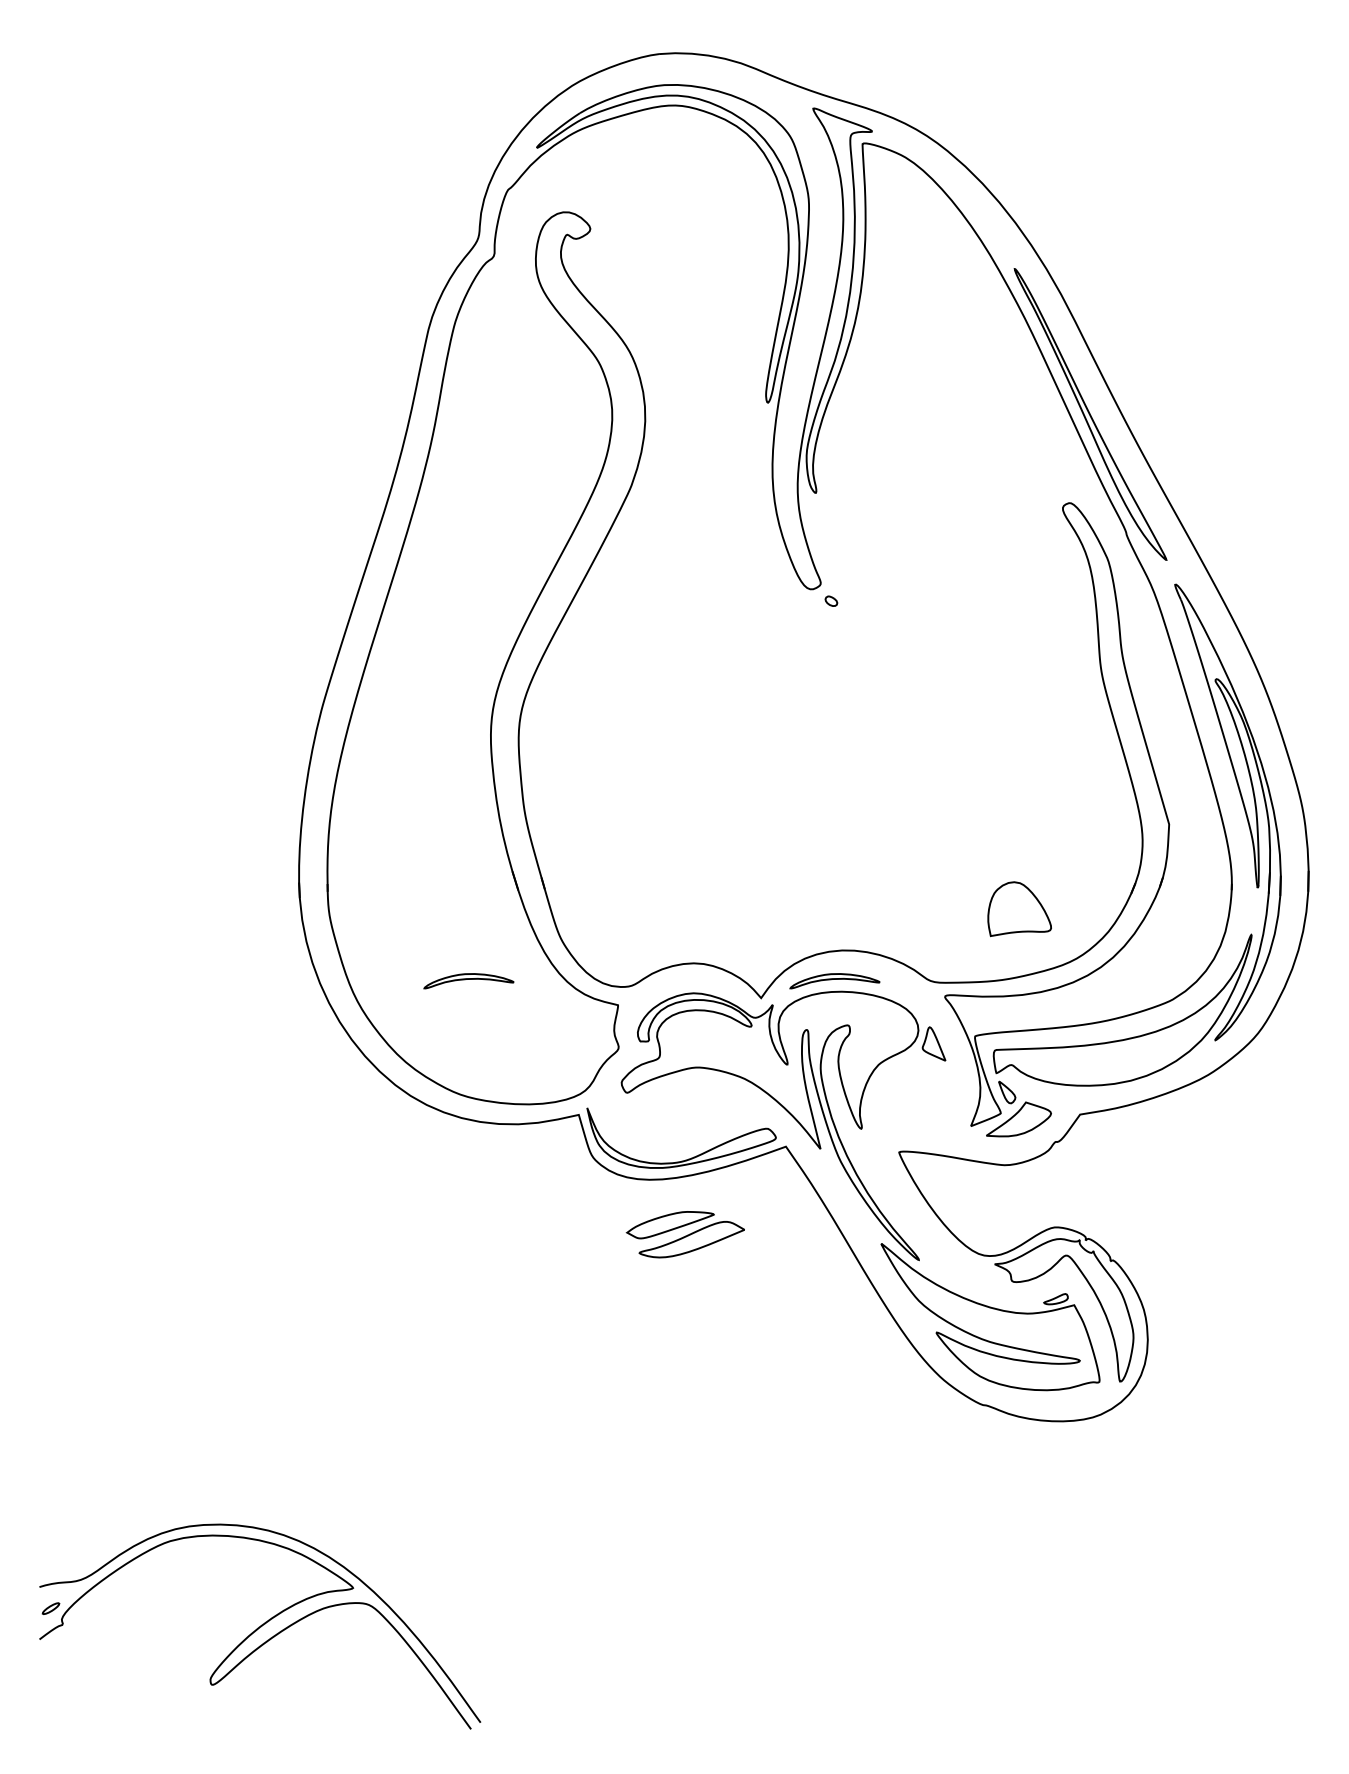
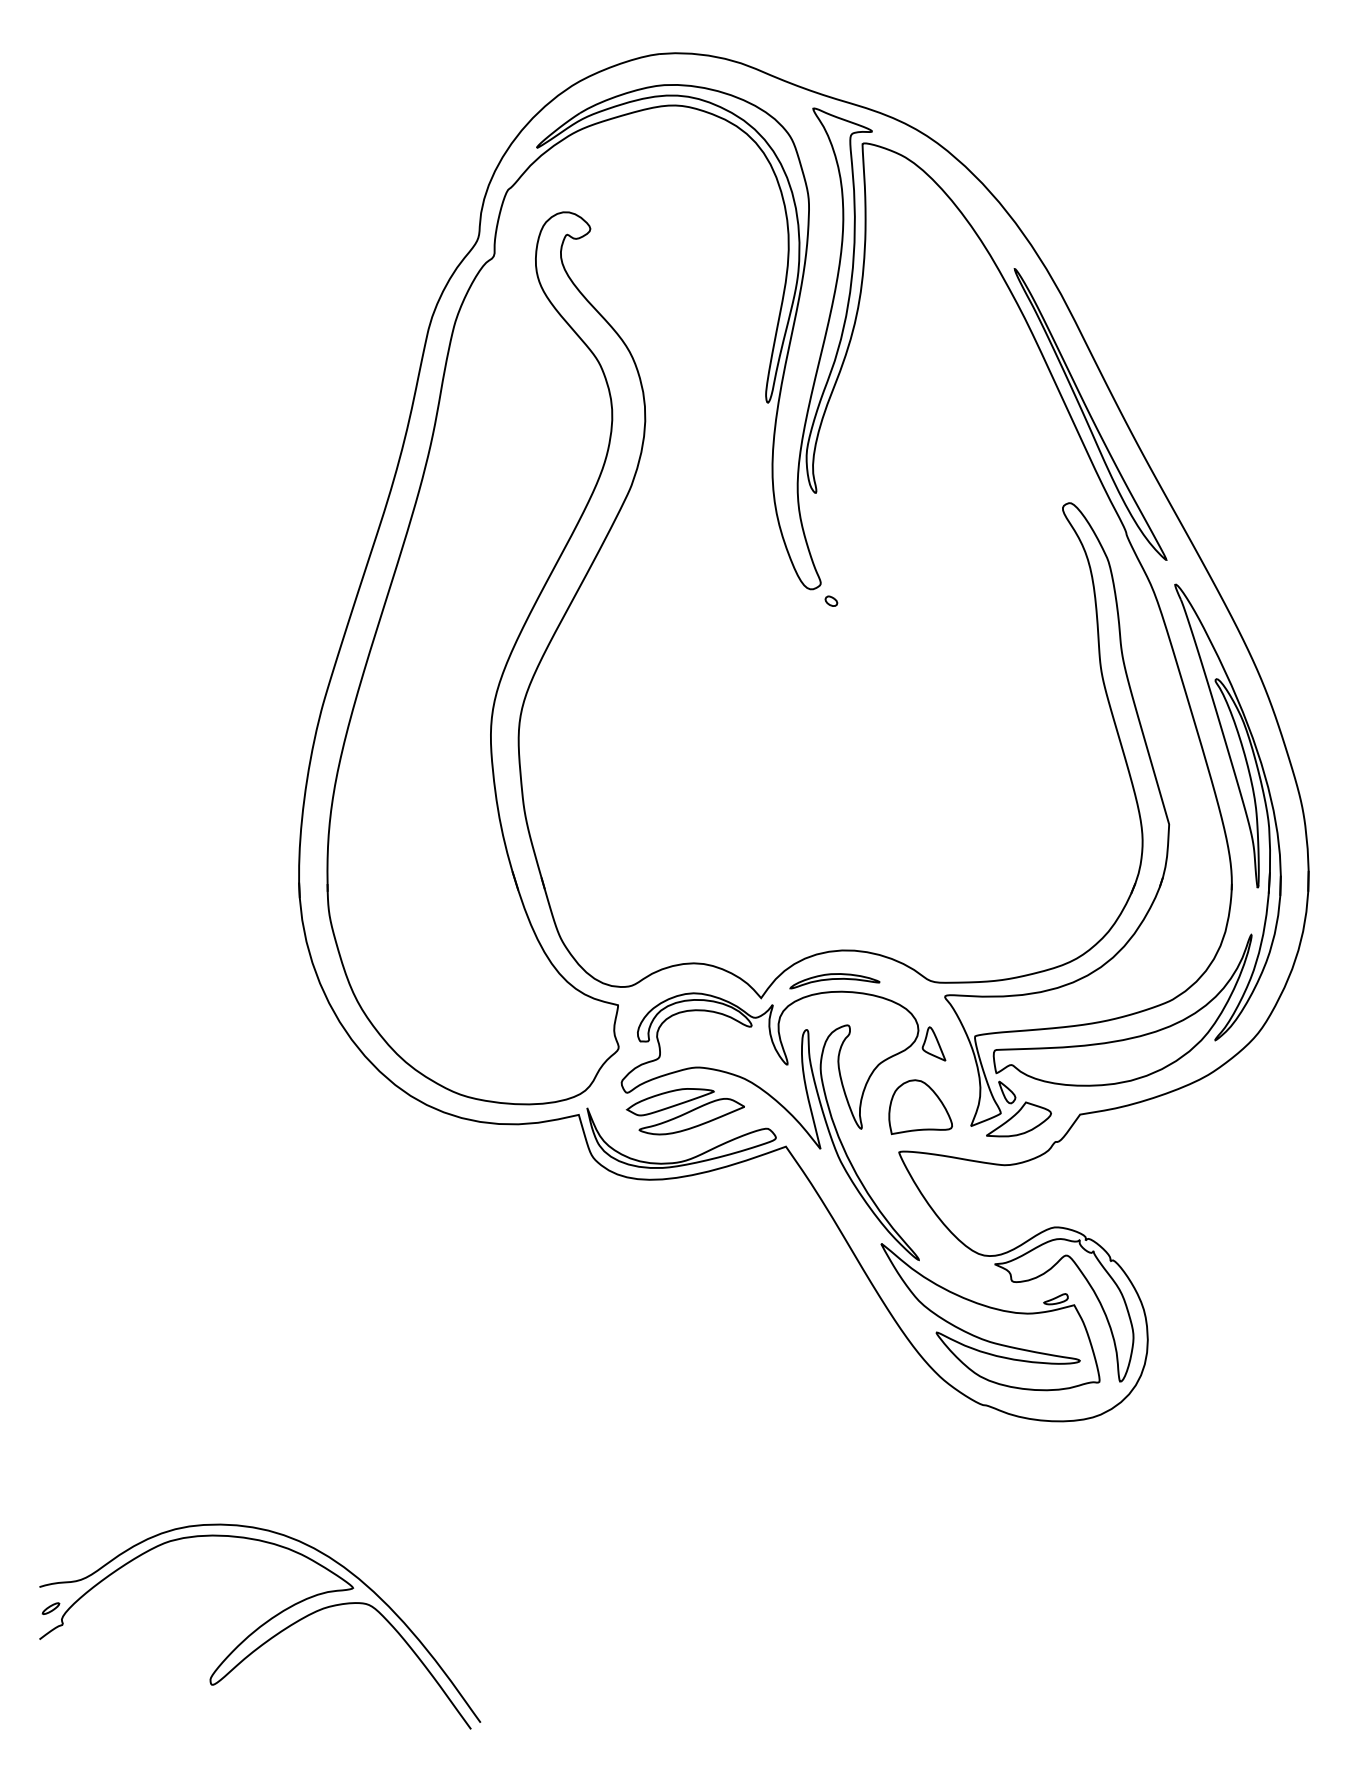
part position: (1019, 909) -> (920, 1107) (920, 1107)
part: present -> none (468, 981)
part position: (684, 1234) -> (684, 1111) (684, 1111)
